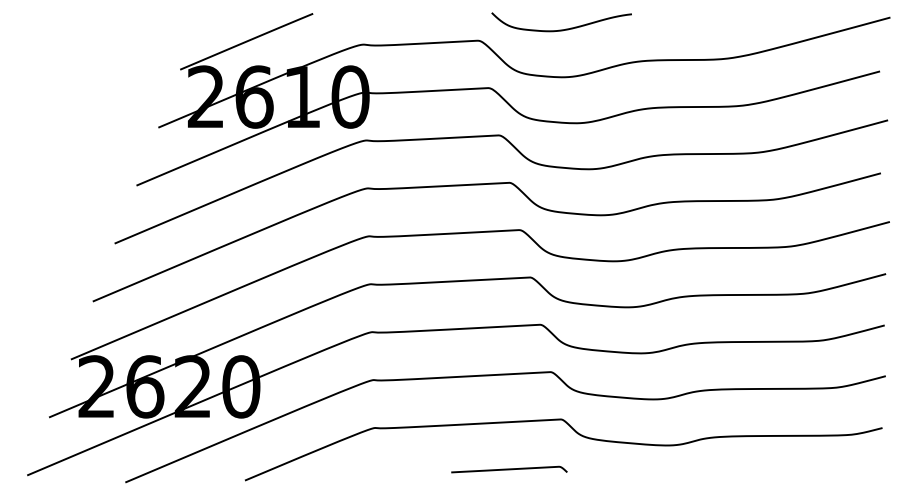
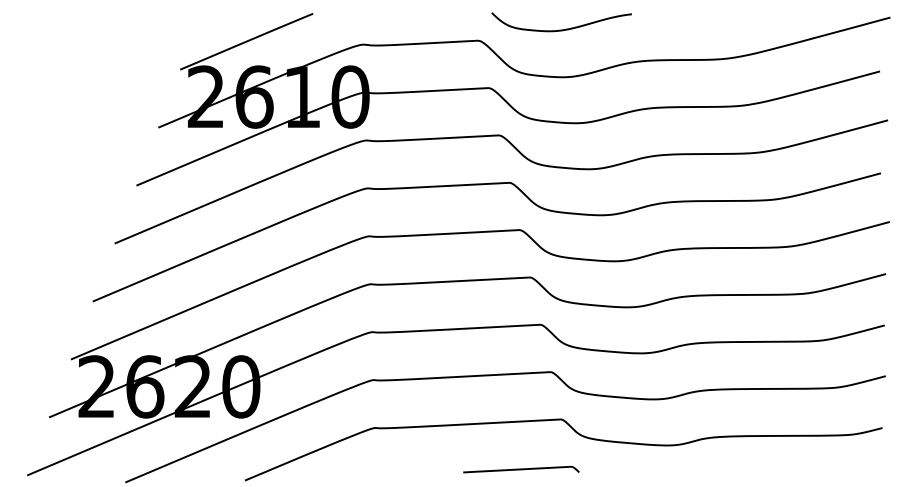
curve position: (509, 469) -> (521, 469) (521, 469)
